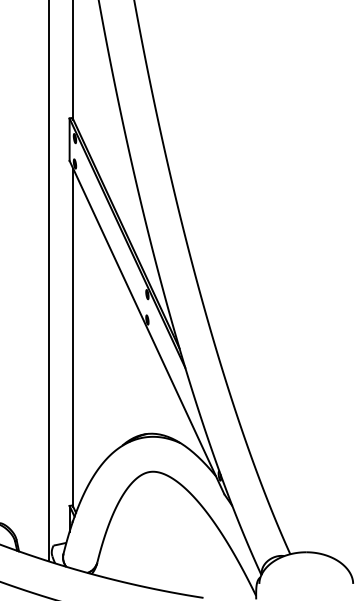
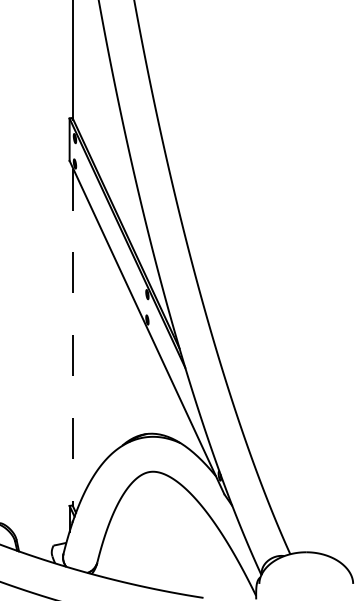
line: present -> none (49, 281)
line: solid -> dashed (73, 338)
